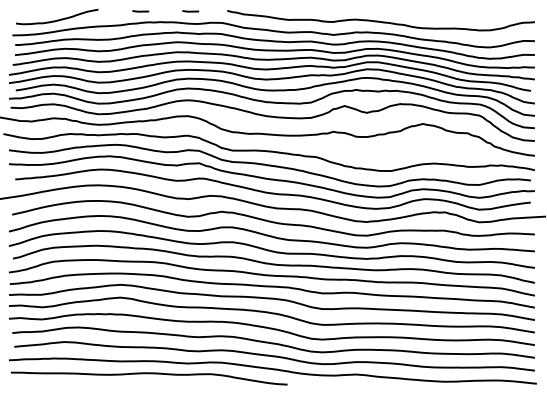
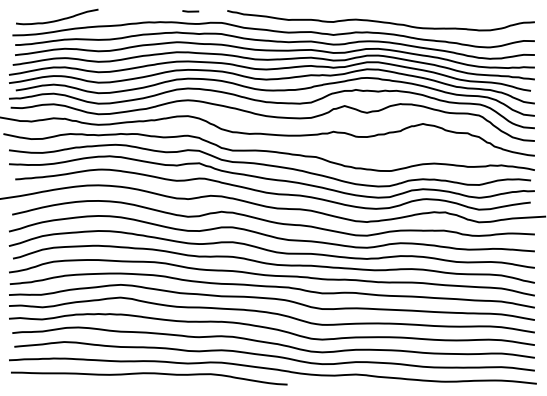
line: present -> none (140, 11)
